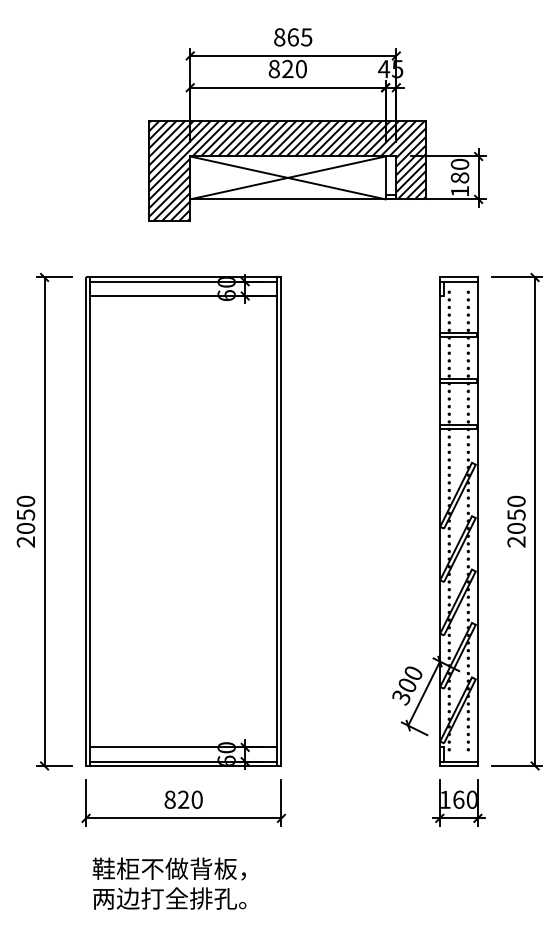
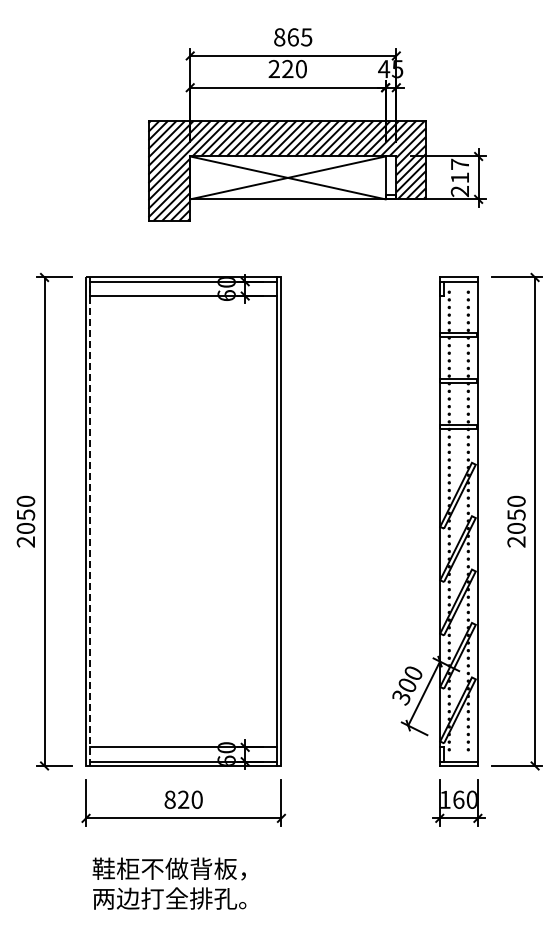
text: 820 -> 220 (273, 69)
text: 180 -> 217 (459, 177)
line: solid -> dashed (90, 521)
